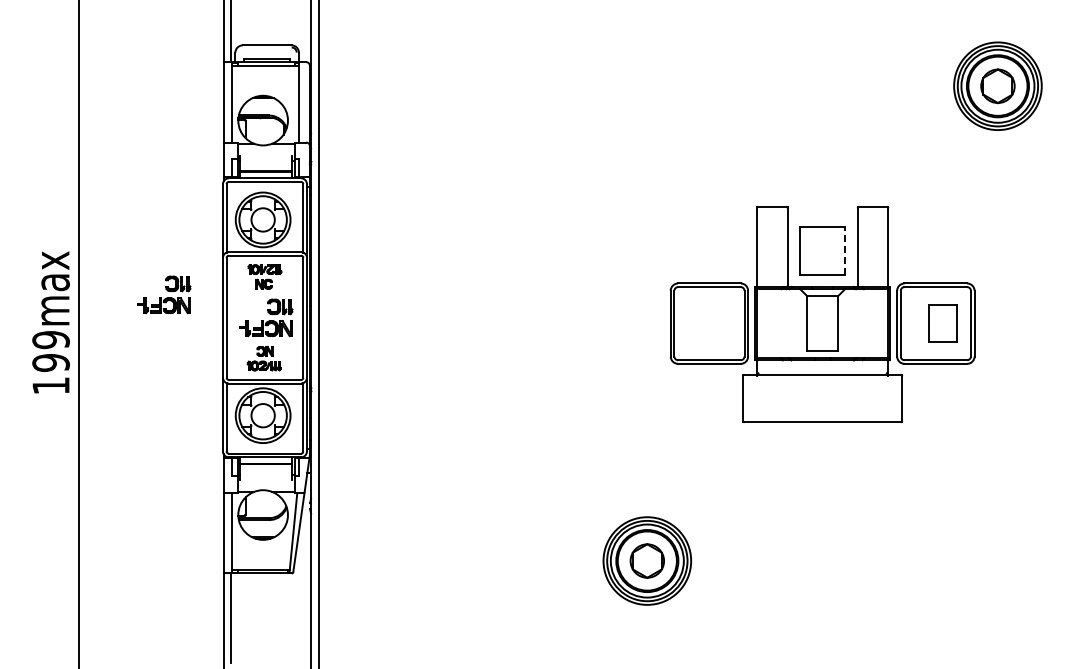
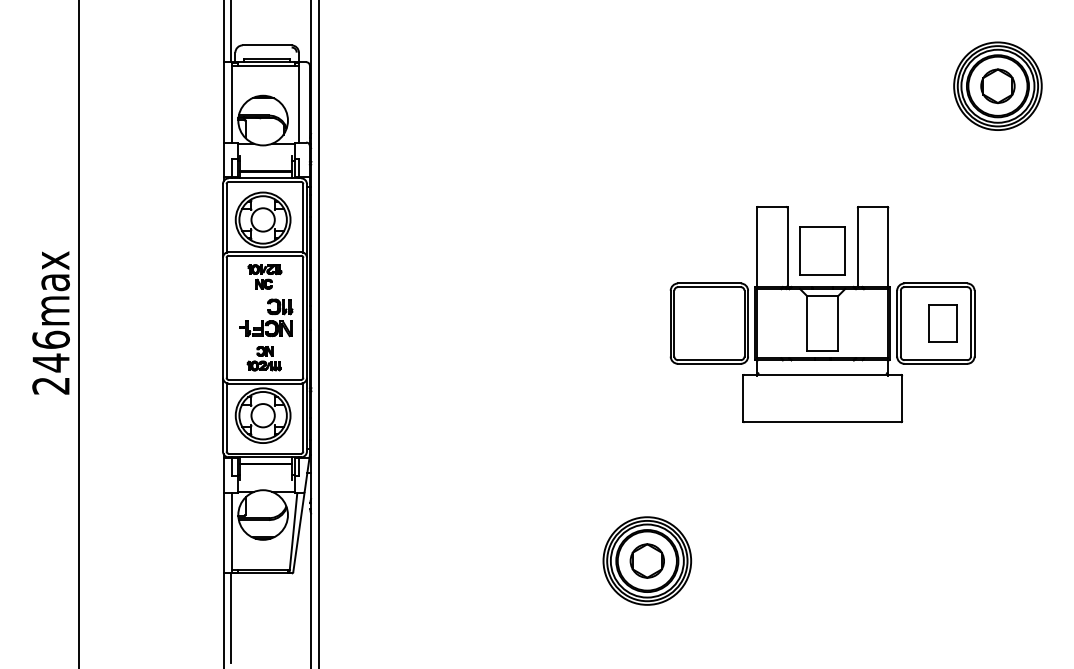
line: dashed -> solid (845, 250)
part: present -> none (164, 294)
text: 199max -> 246max (50, 362)
